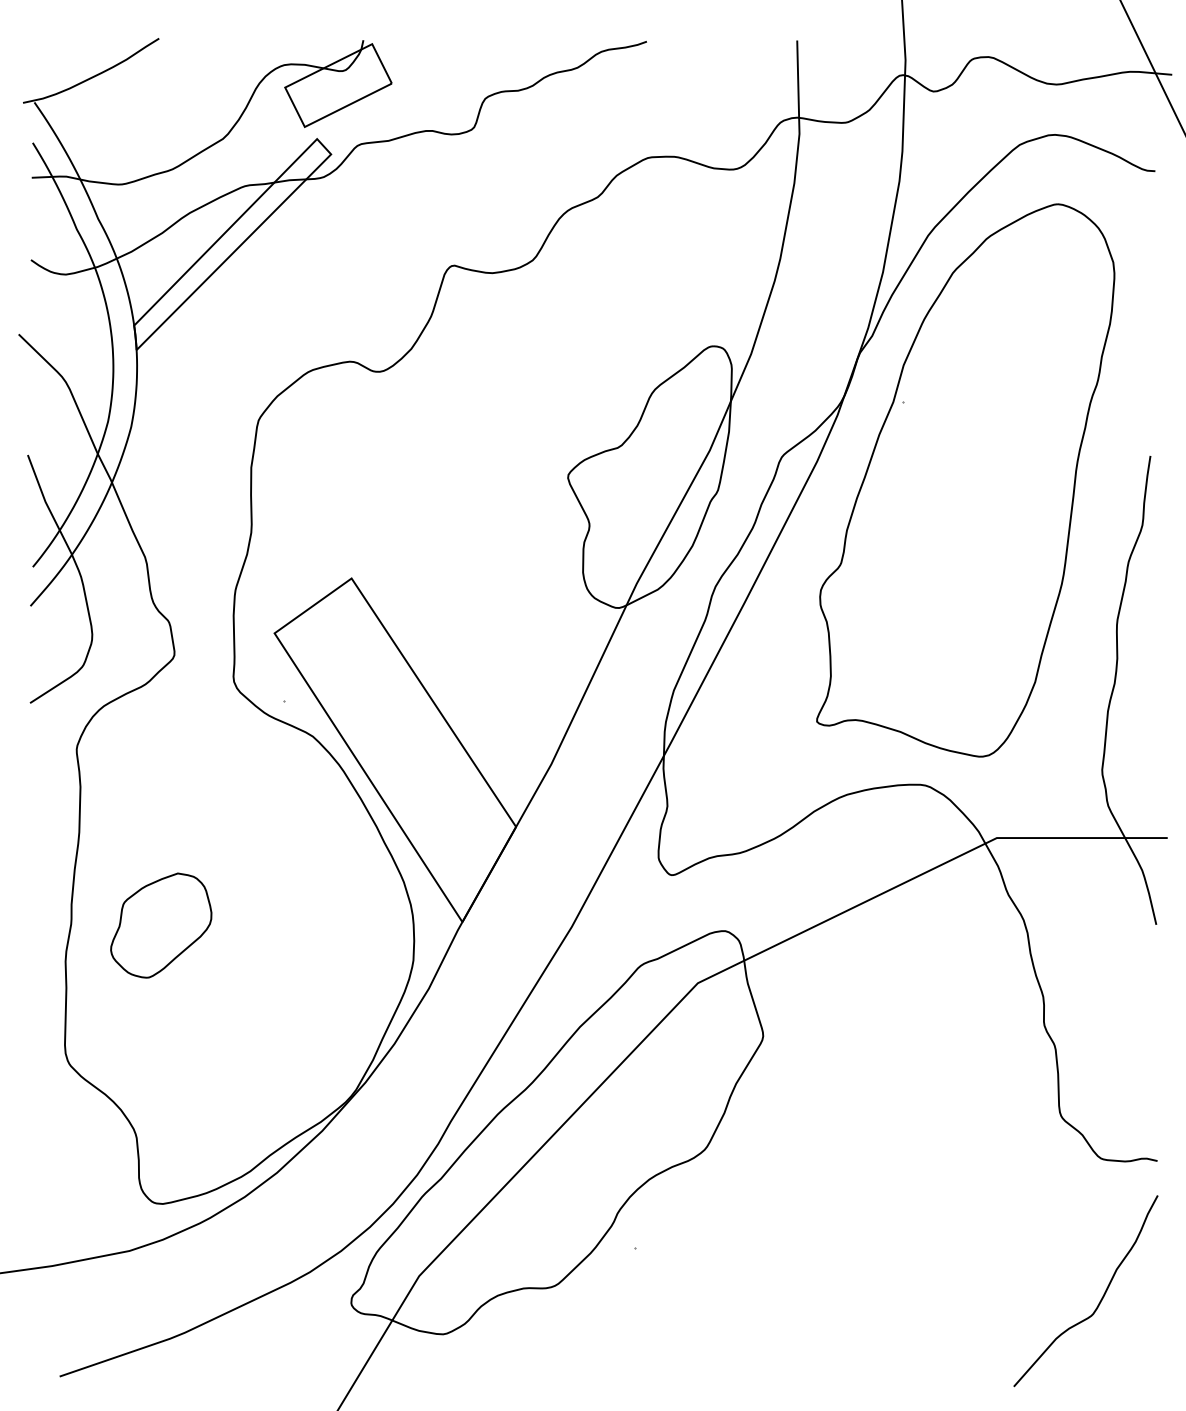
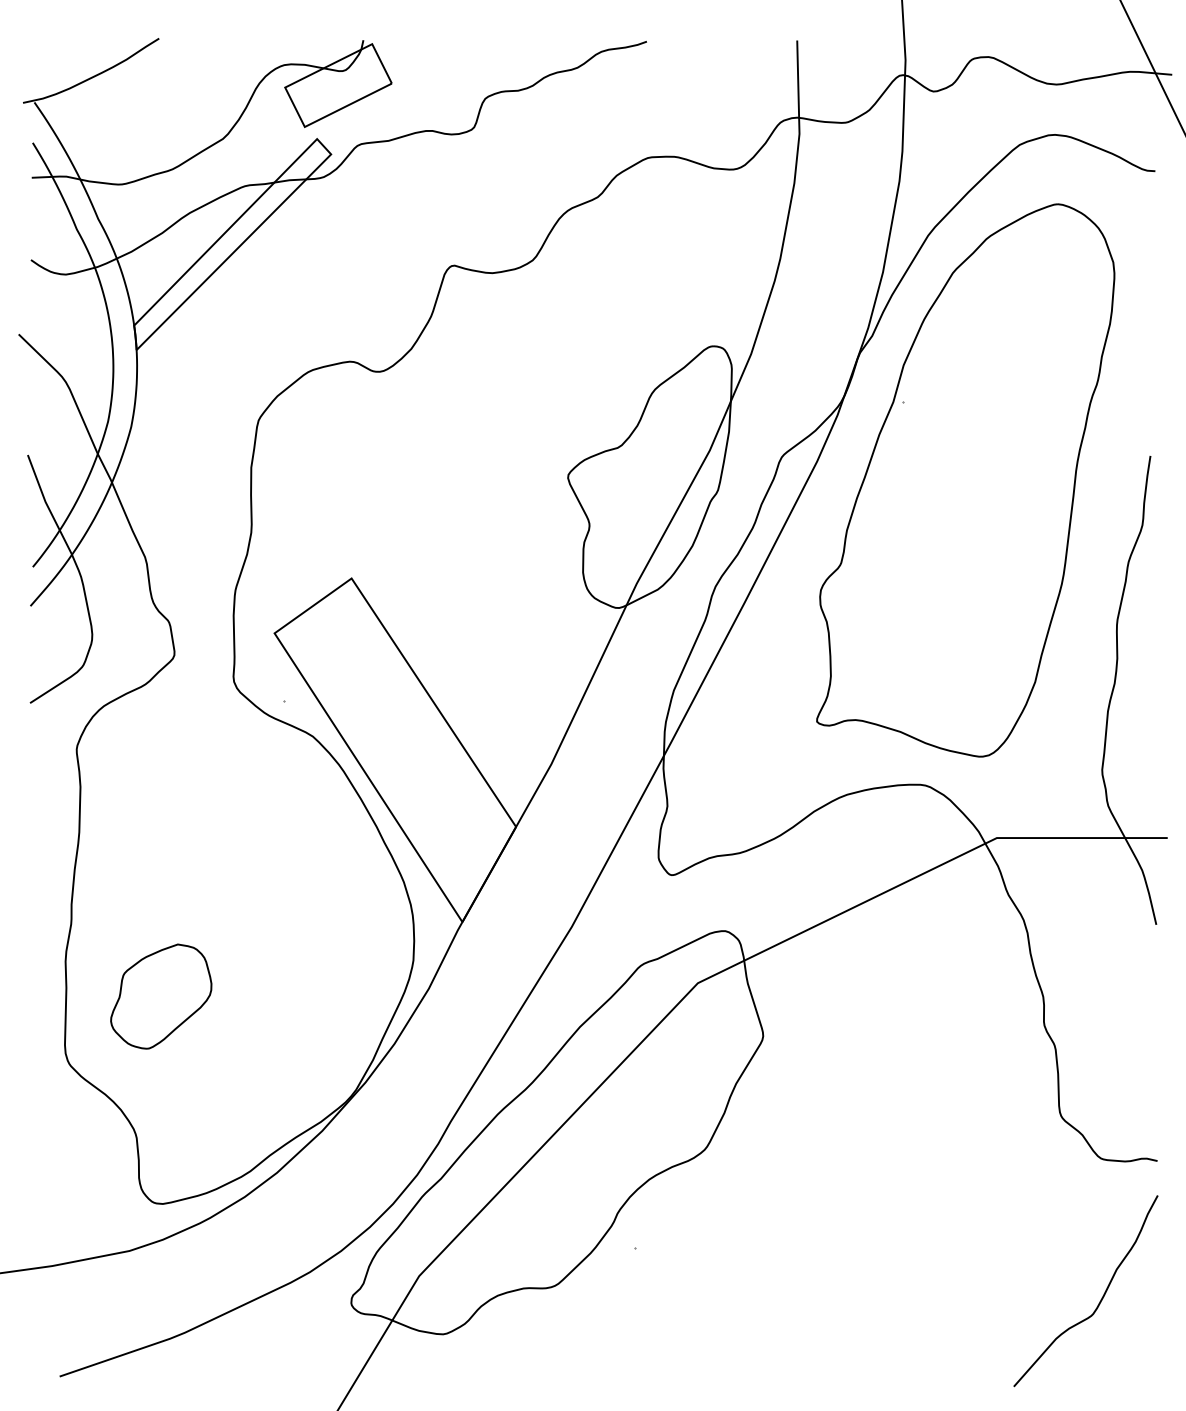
part position: (161, 925) -> (161, 996) (161, 996)
